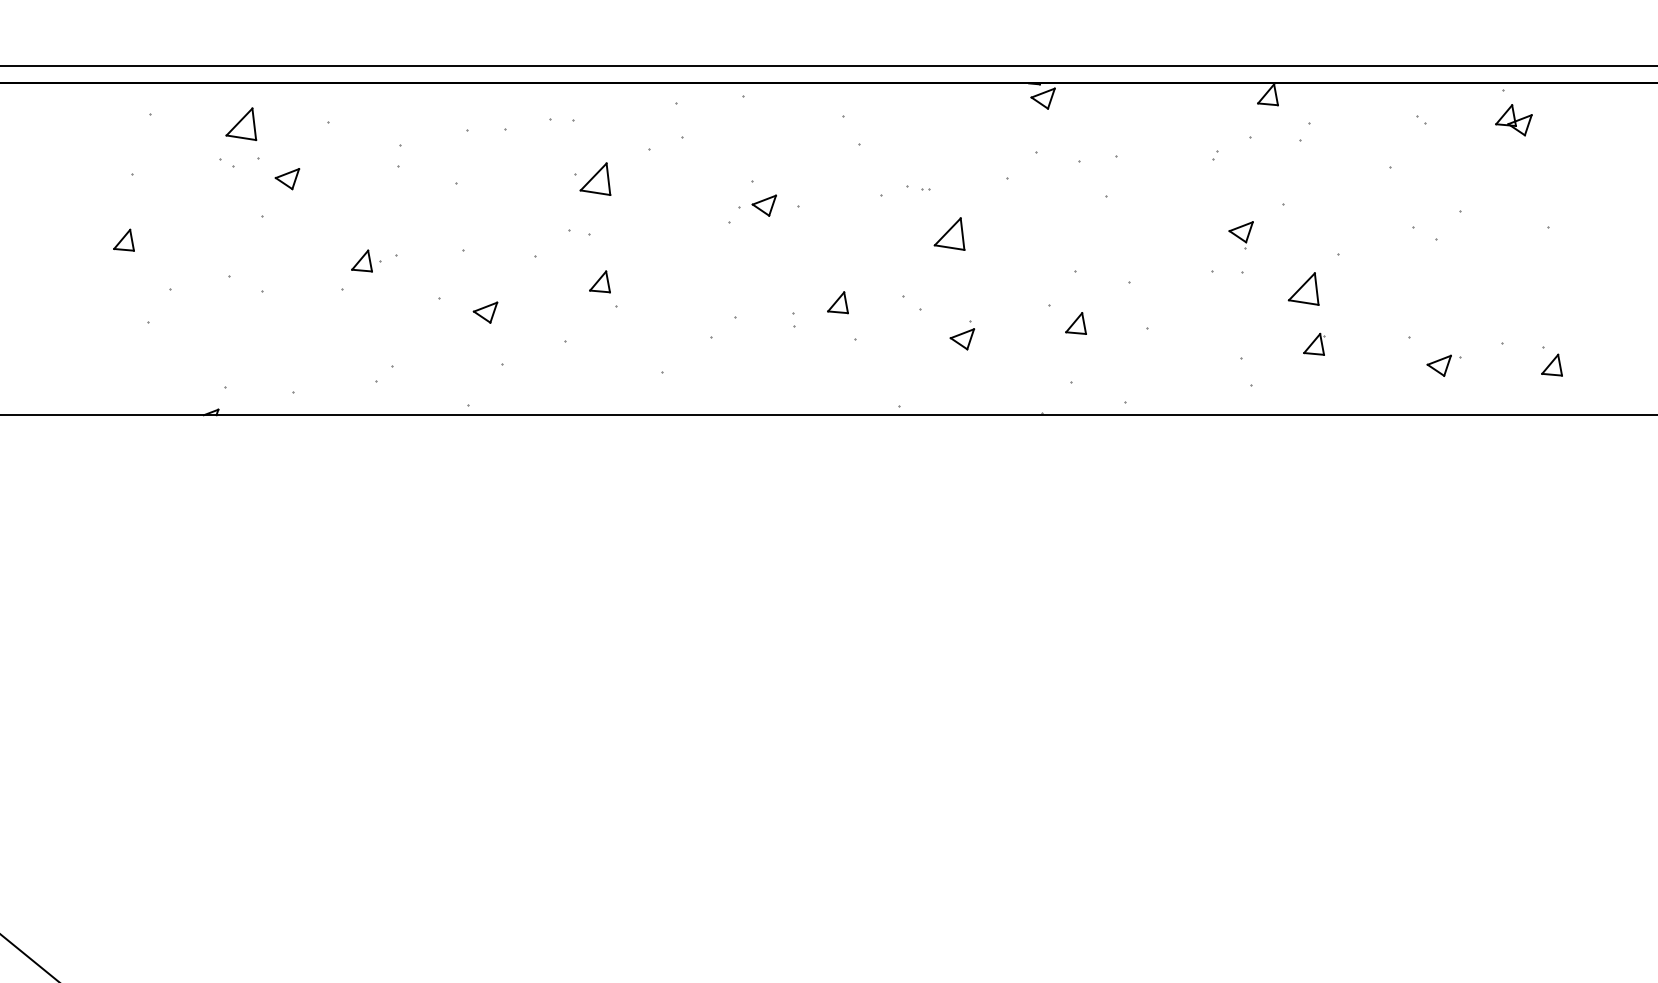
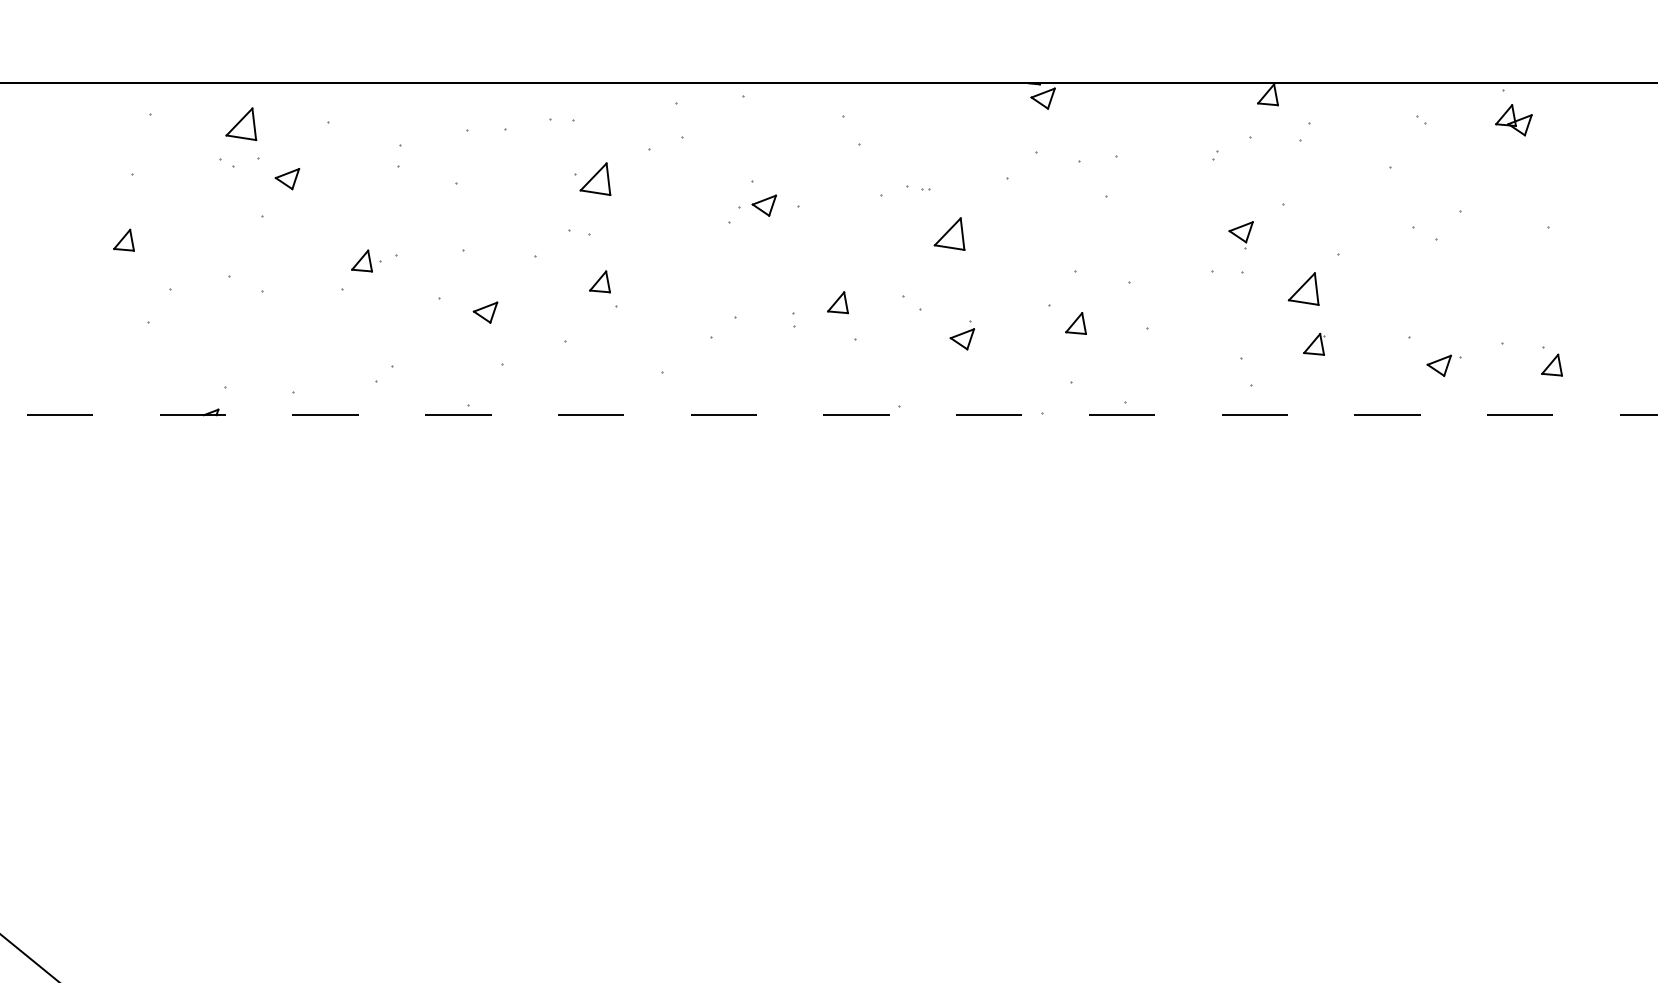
line: present -> none (828, 65)
line: solid -> dashed (829, 415)
